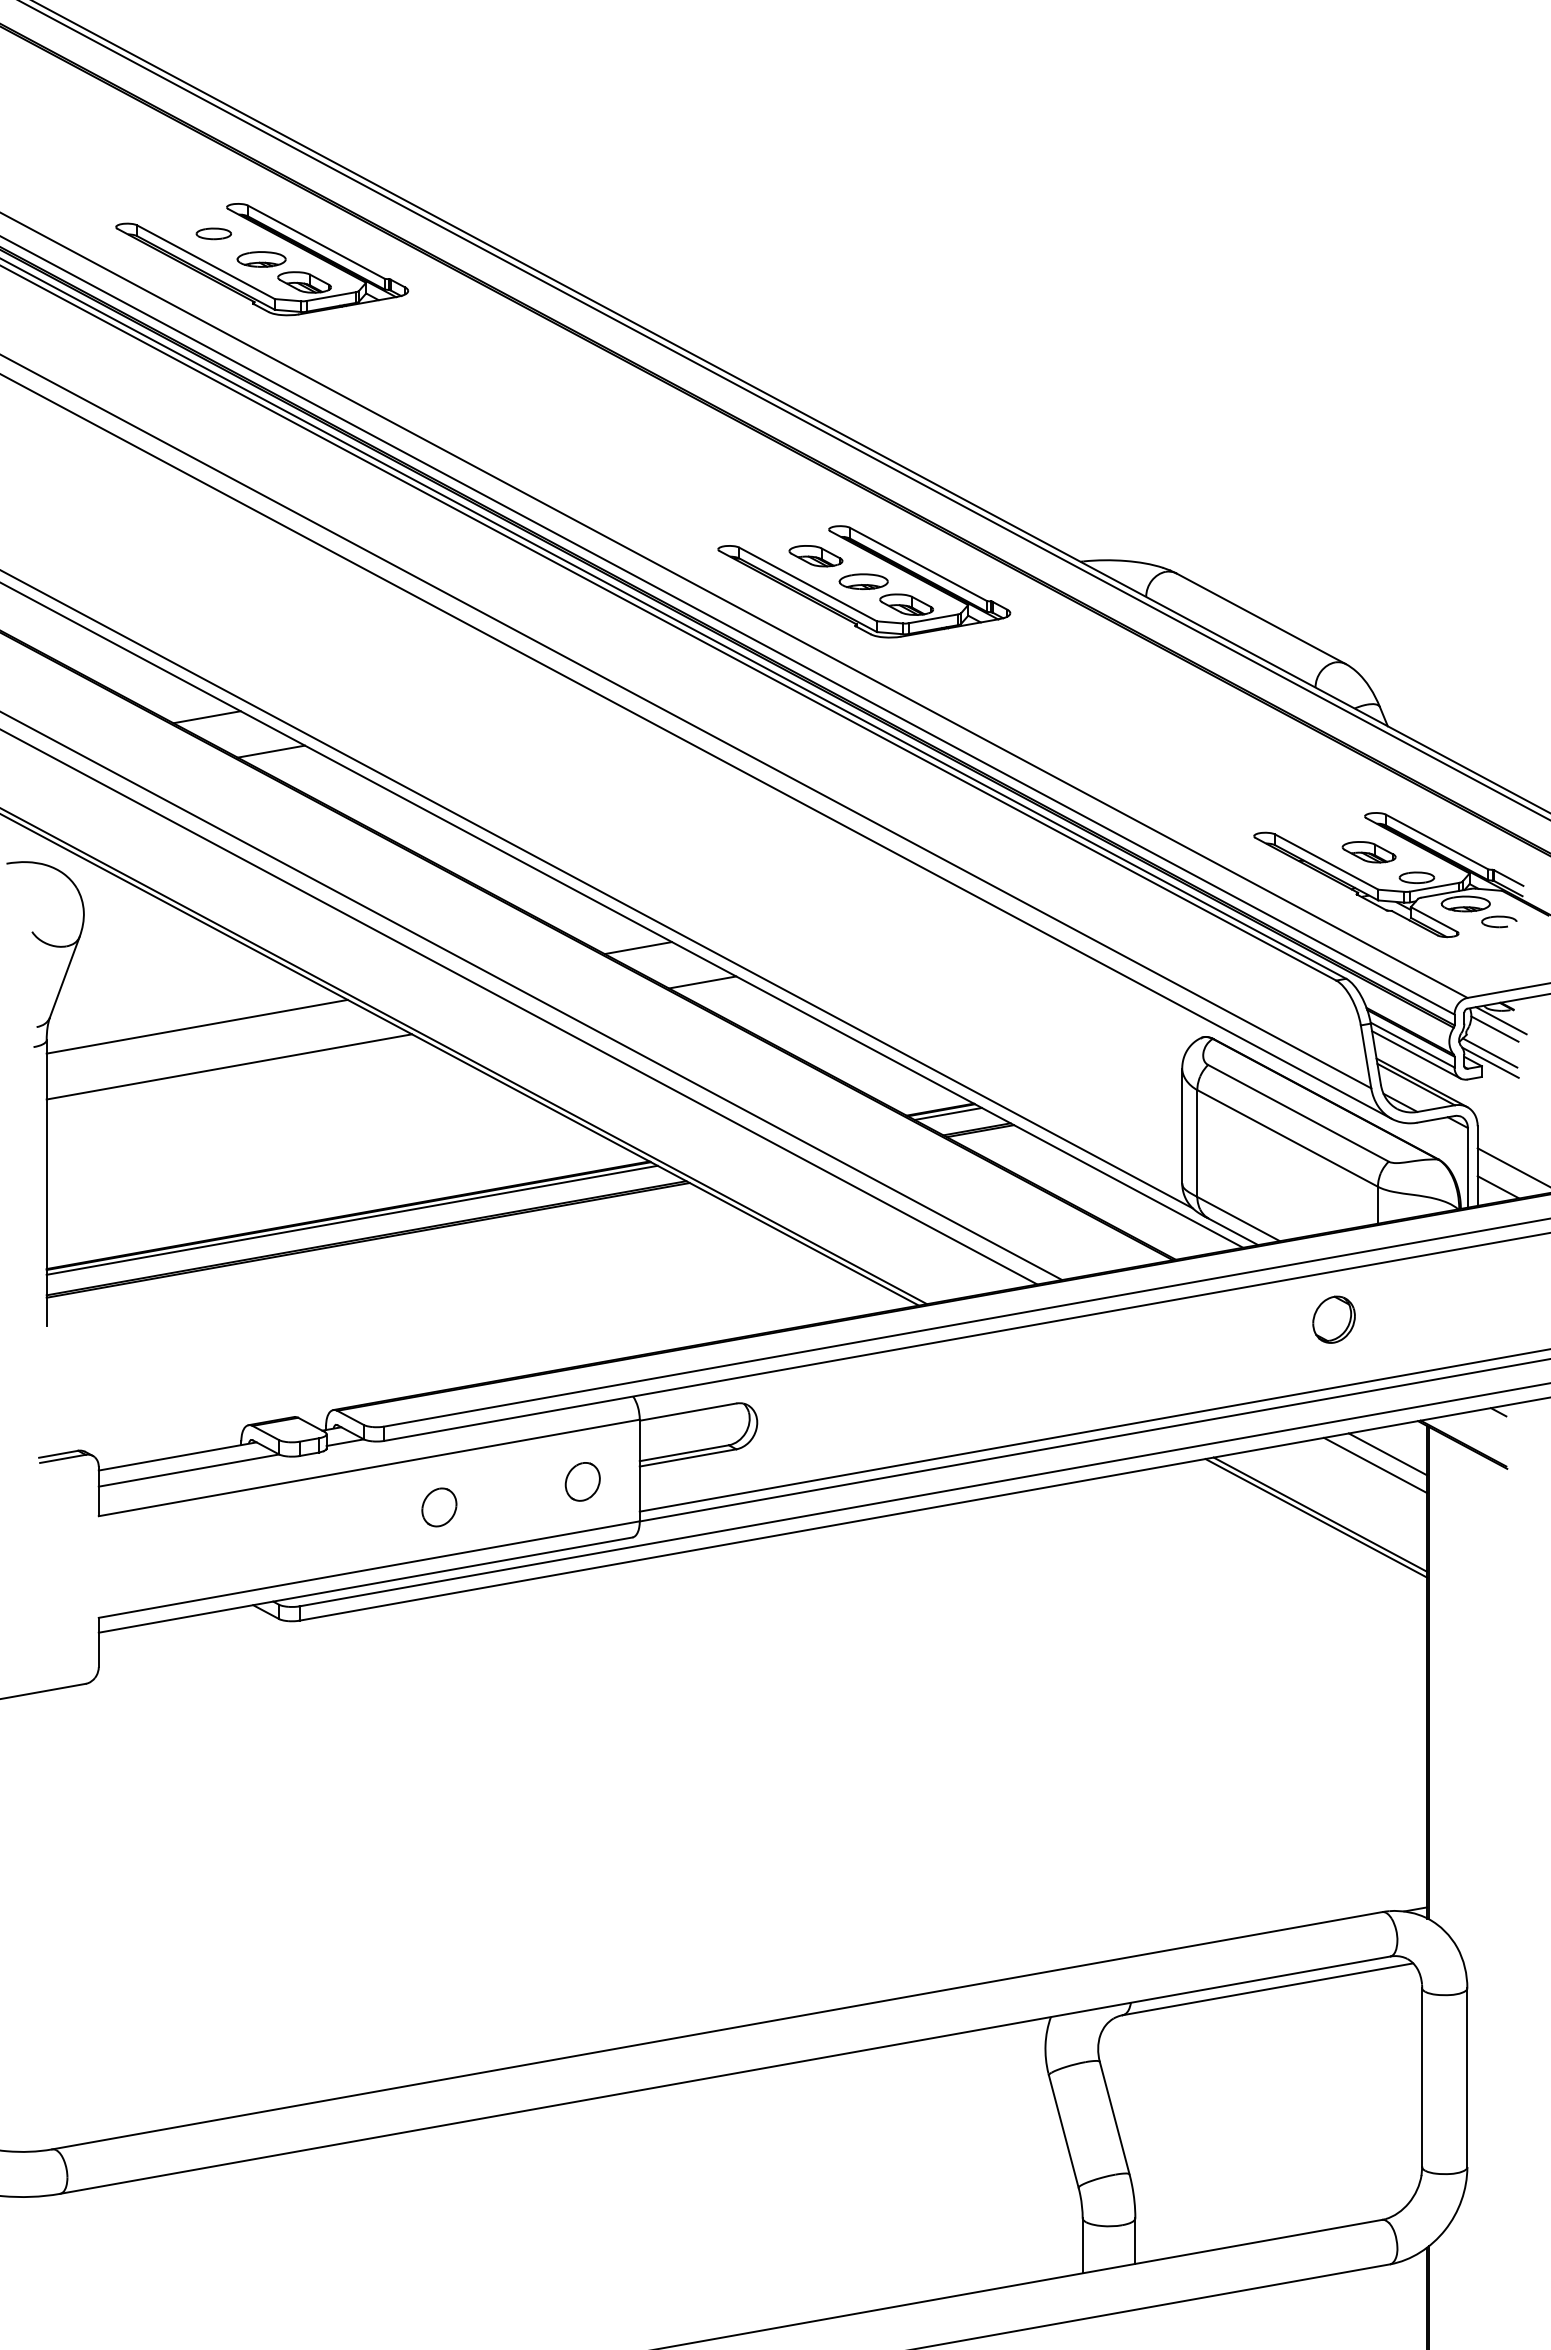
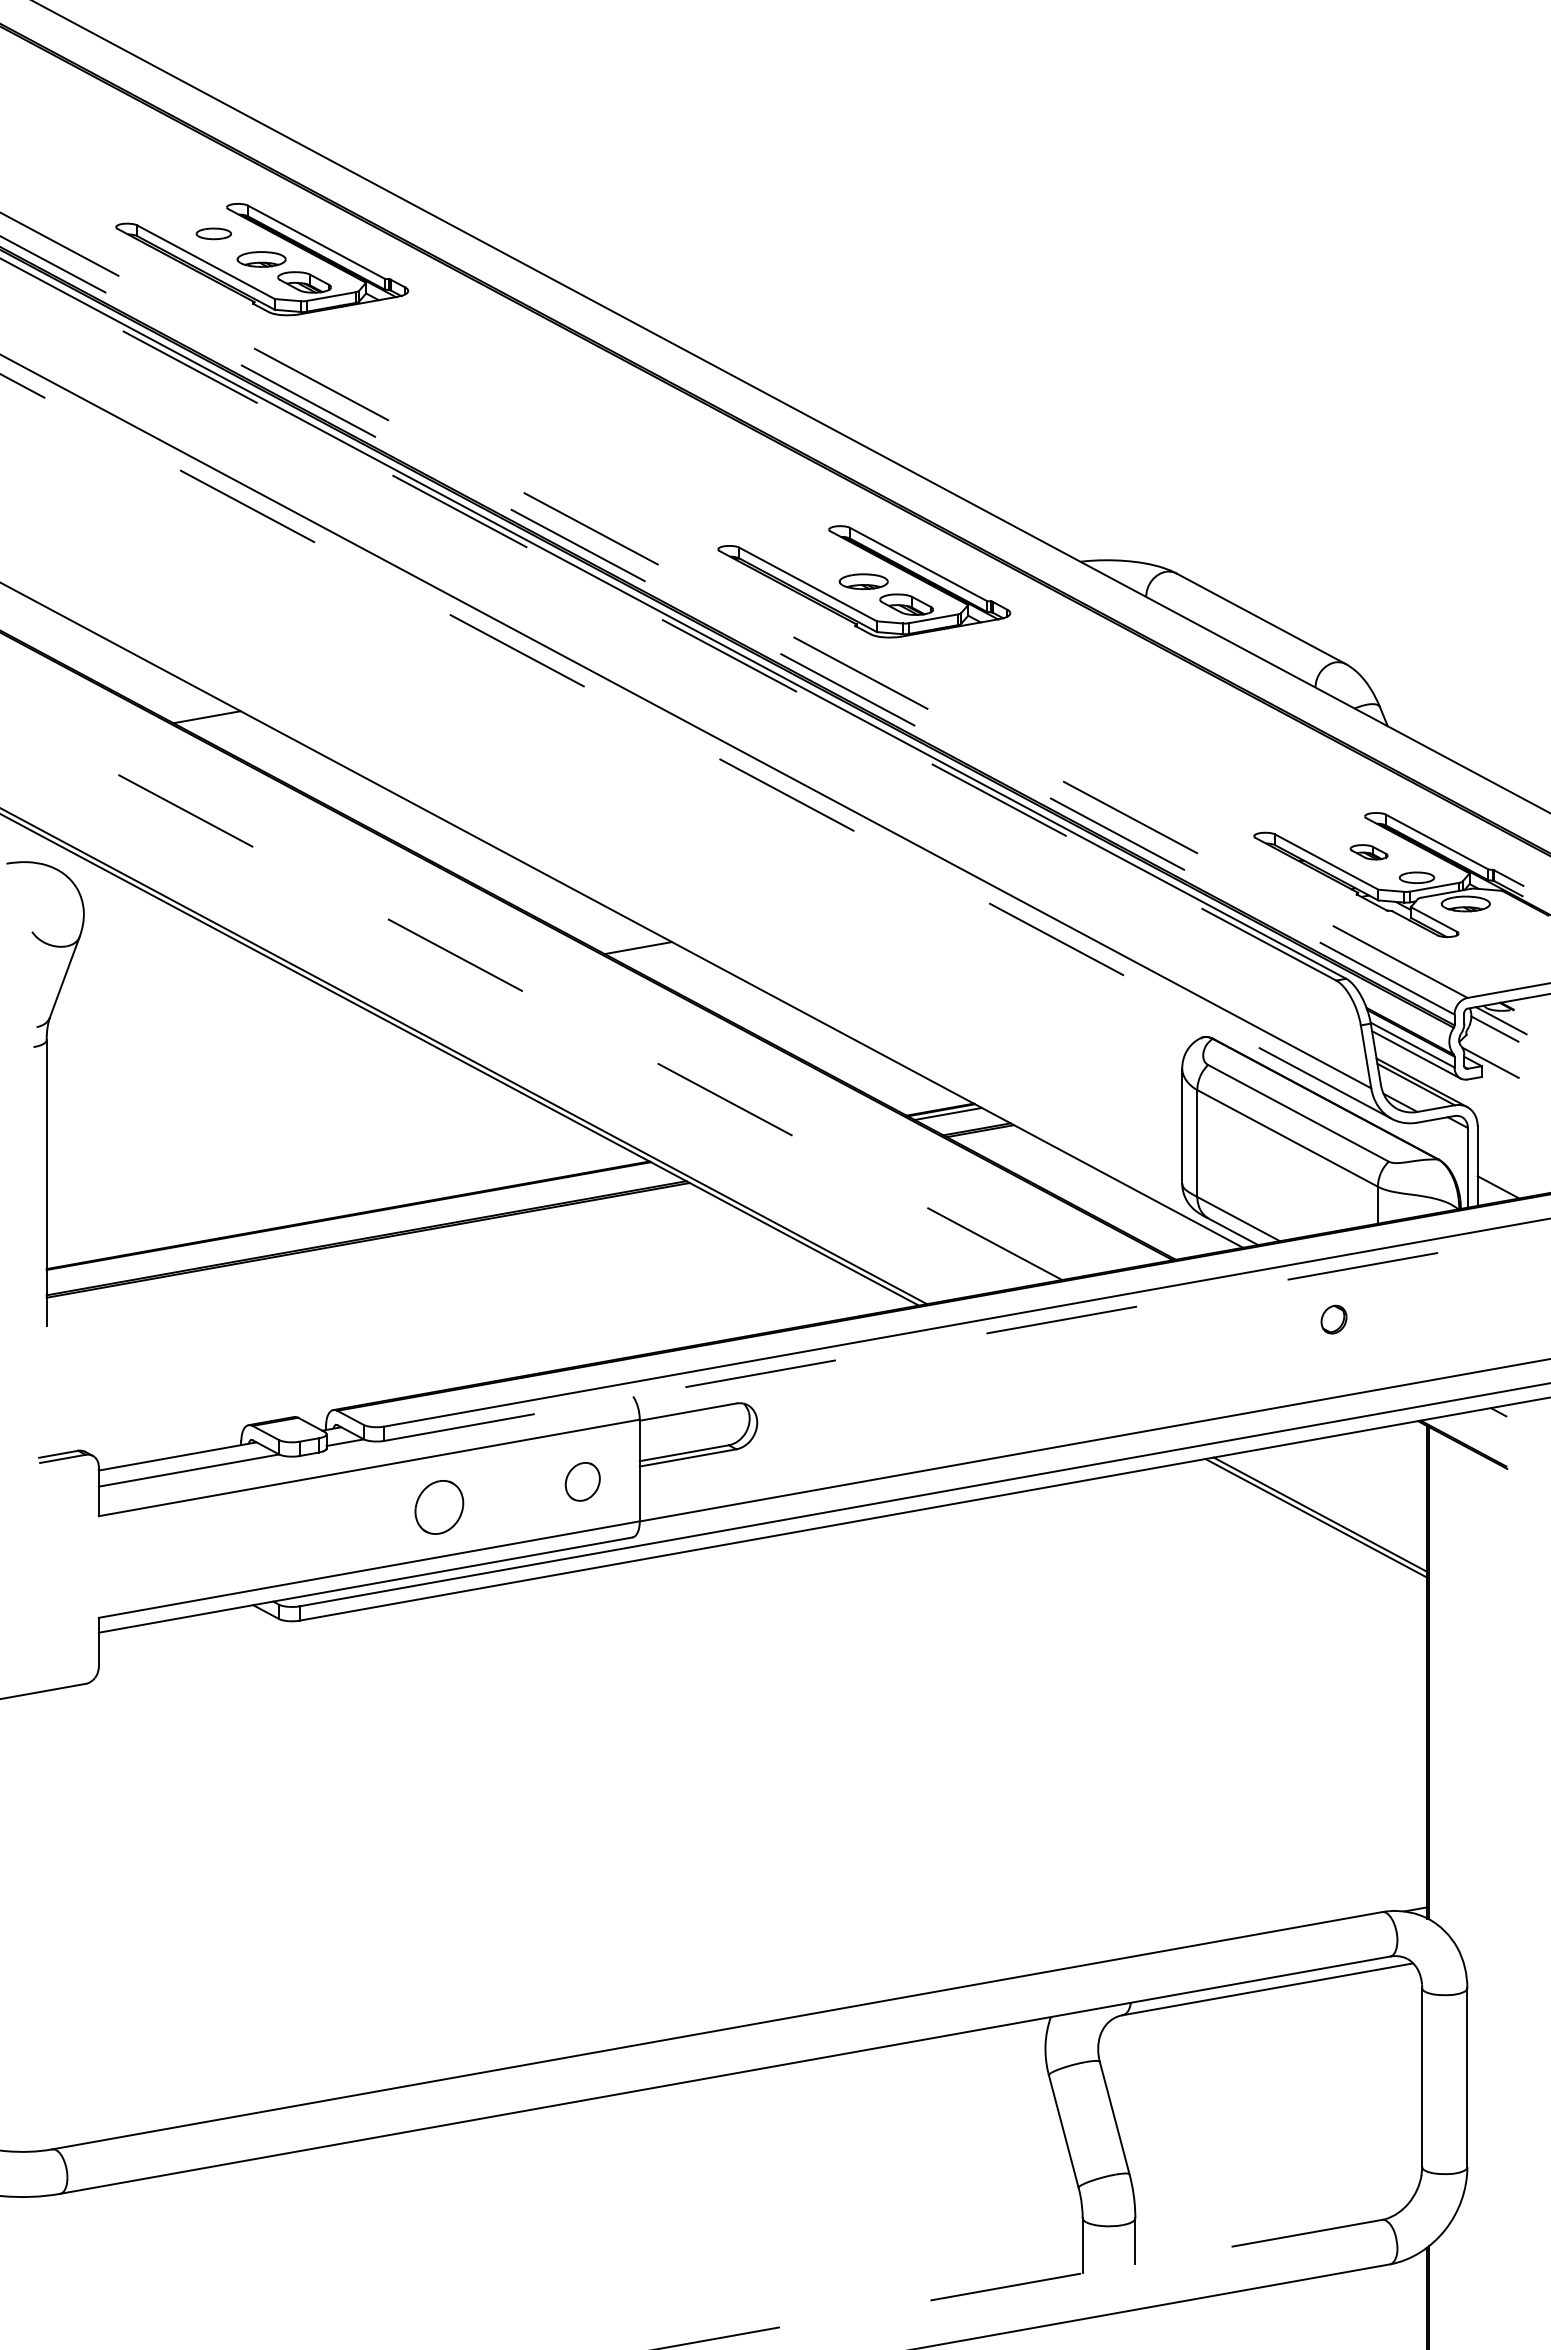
line: present -> none (784, 410)
part: present -> none (815, 556)
line: solid -> dashed (734, 605)
line: solid -> dashed (668, 623)
line: solid -> dashed (727, 625)
line: solid -> dashed (696, 746)
line: present -> none (271, 751)
part size: 56x23 px -> 40x17 px (1368, 852)
line: present -> none (597, 889)
part: present -> none (1499, 921)
line: present -> none (702, 982)
line: solid -> dashed (530, 995)
line: present -> none (519, 1007)
line: present -> none (196, 1026)
line: present -> none (1489, 1052)
line: present -> none (229, 1066)
line: present -> none (1512, 1166)
line: present -> none (351, 1219)
part size: 44x49 px -> 28x31 px (1333, 1319)
line: solid -> dashed (967, 1336)
line: present -> none (1093, 1430)
line: present -> none (1387, 1454)
line: present -> none (1375, 1465)
part size: 37x41 px -> 51x55 px (439, 1507)
line: solid -> dashed (1017, 2284)
